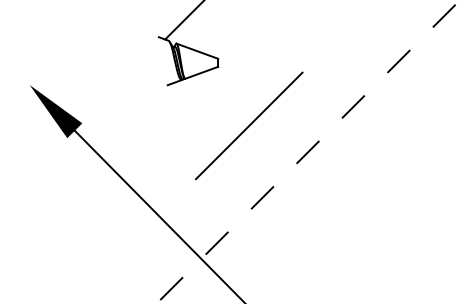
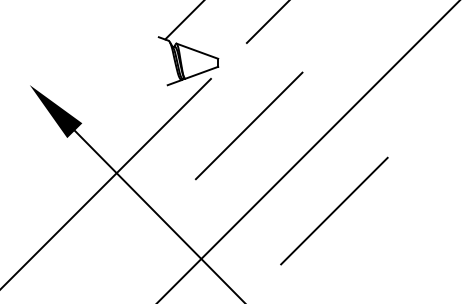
line: none -> present (266, 22)
line: dashed -> solid (308, 151)
line: none -> present (106, 182)
line: none -> present (334, 210)
